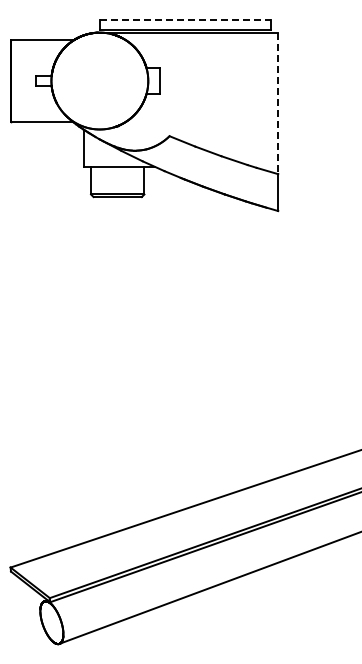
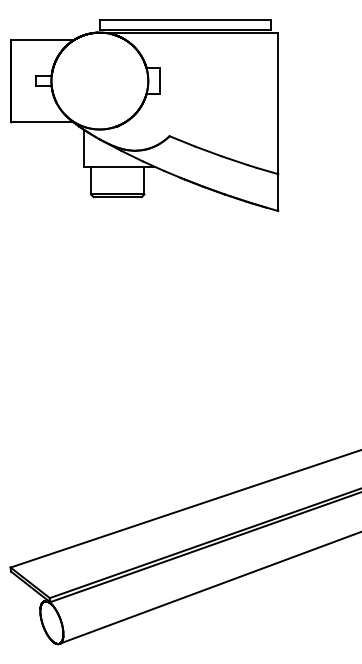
line: dashed -> solid (185, 19)
line: dashed -> solid (278, 103)
